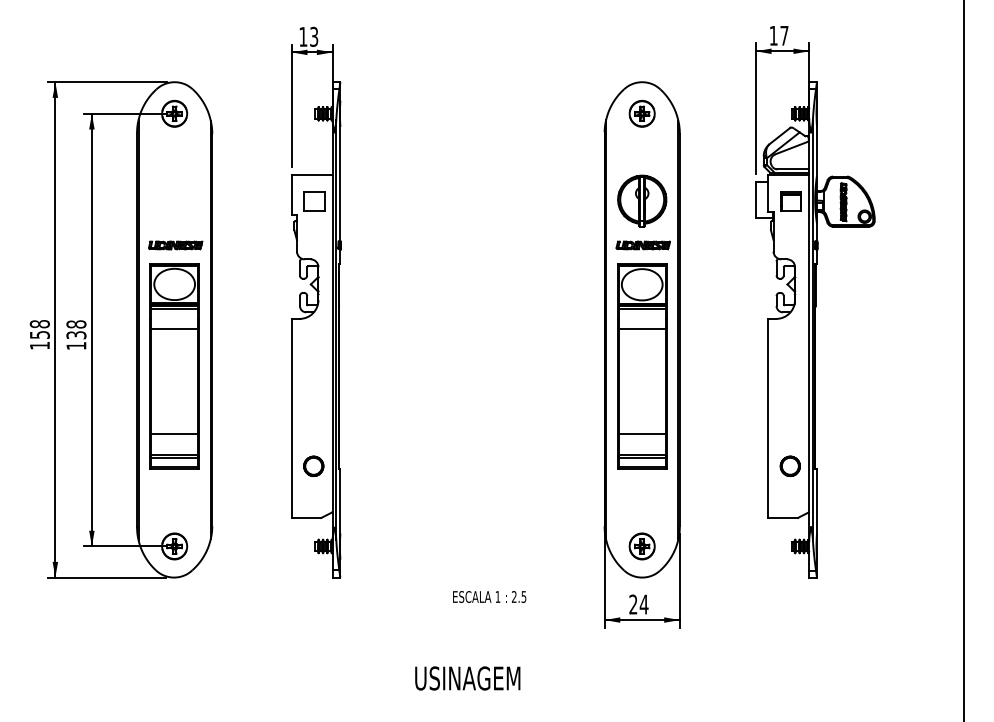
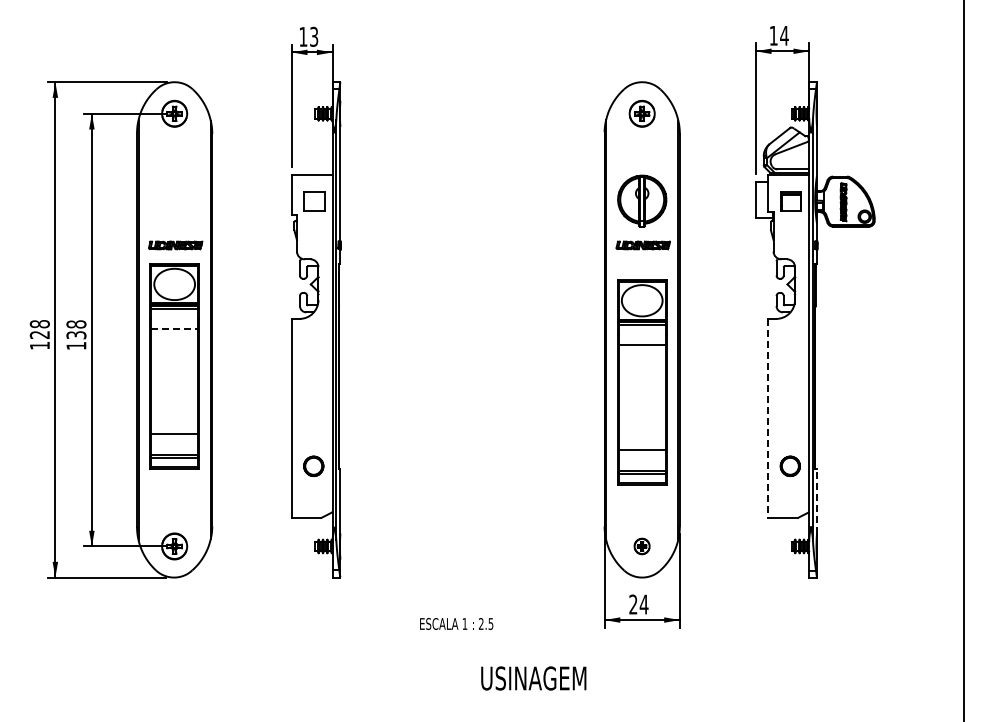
text: 17 -> 14 (784, 35)
line: solid -> dashed (174, 329)
text: 158 -> 128 (39, 334)
part position: (642, 366) -> (642, 382) (642, 382)
line: solid -> dashed (768, 418)
line: solid -> dashed (817, 500)
part size: 28x29 px -> 18x19 px (641, 546)
text position: (489, 596) -> (456, 623) (456, 623)
text position: (467, 678) -> (533, 678) (533, 678)
